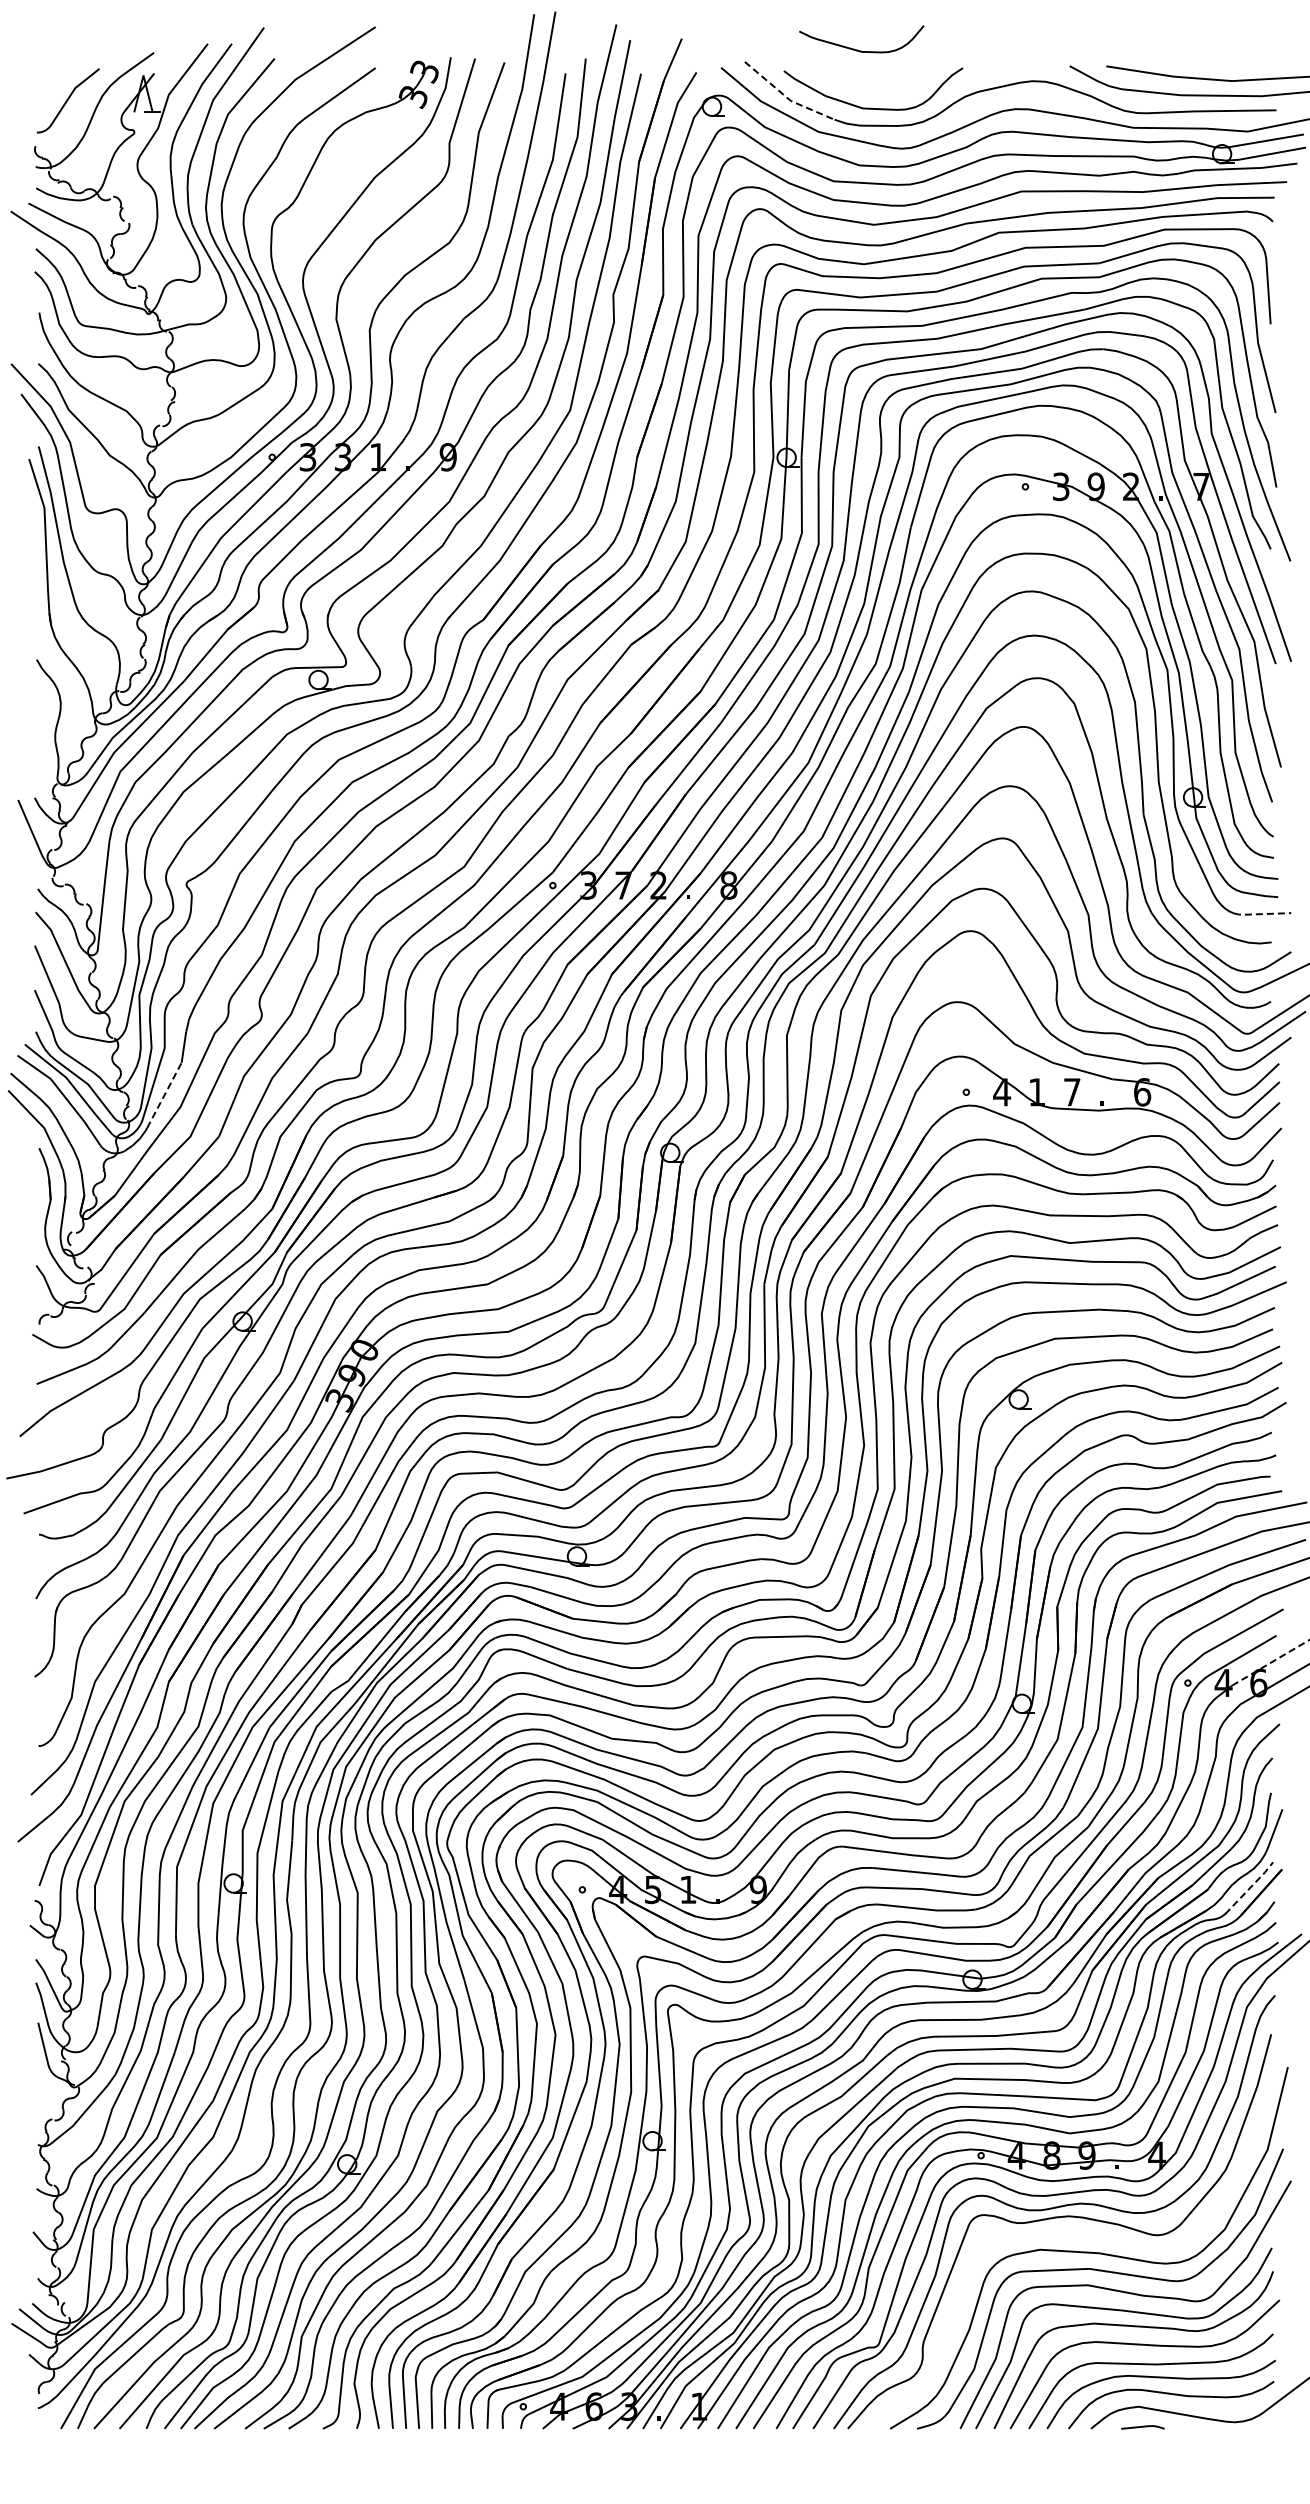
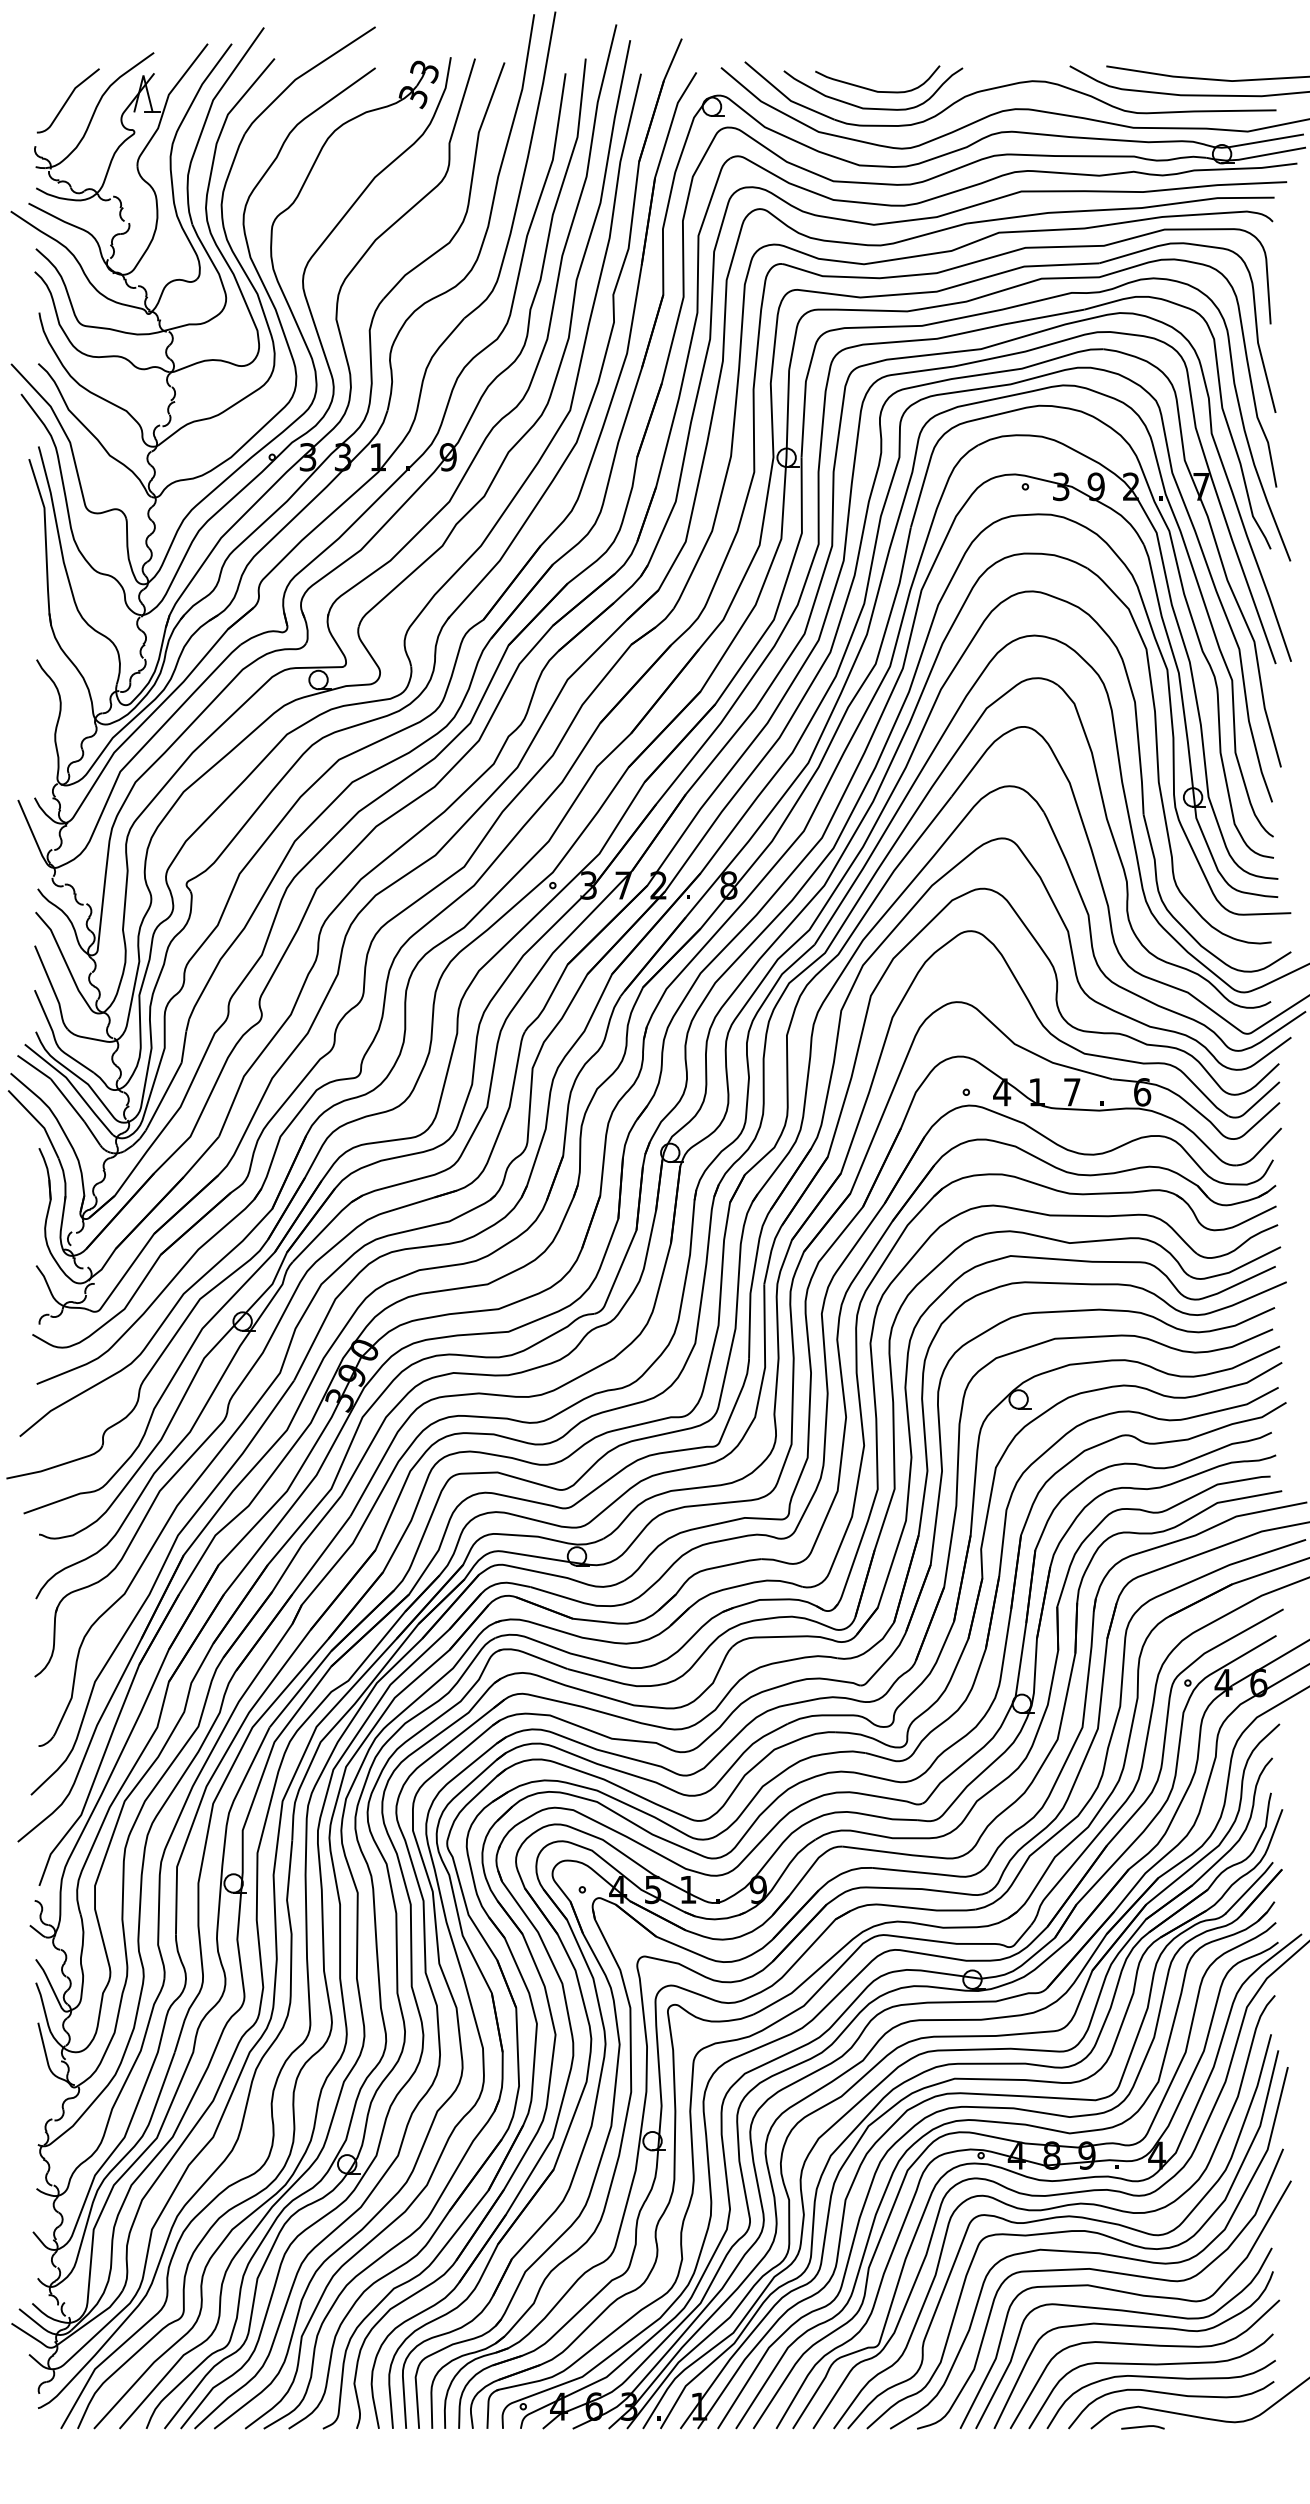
curve position: (857, 49) -> (873, 89) (873, 89)
line: dashed -> solid (786, 97)
line: dashed -> solid (1261, 914)
line: dashed -> solid (164, 1095)
line: dashed -> solid (1271, 1662)
line: dashed -> solid (1249, 1888)
curve: none -> present (1070, 2232)
